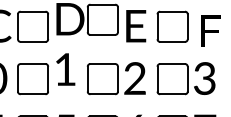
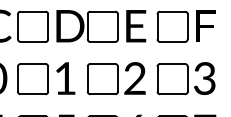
part position: (87, 19) -> (87, 26) (87, 26)
text position: (210, 30) -> (205, 25) (205, 25)
text position: (65, 69) -> (65, 78) (65, 78)
